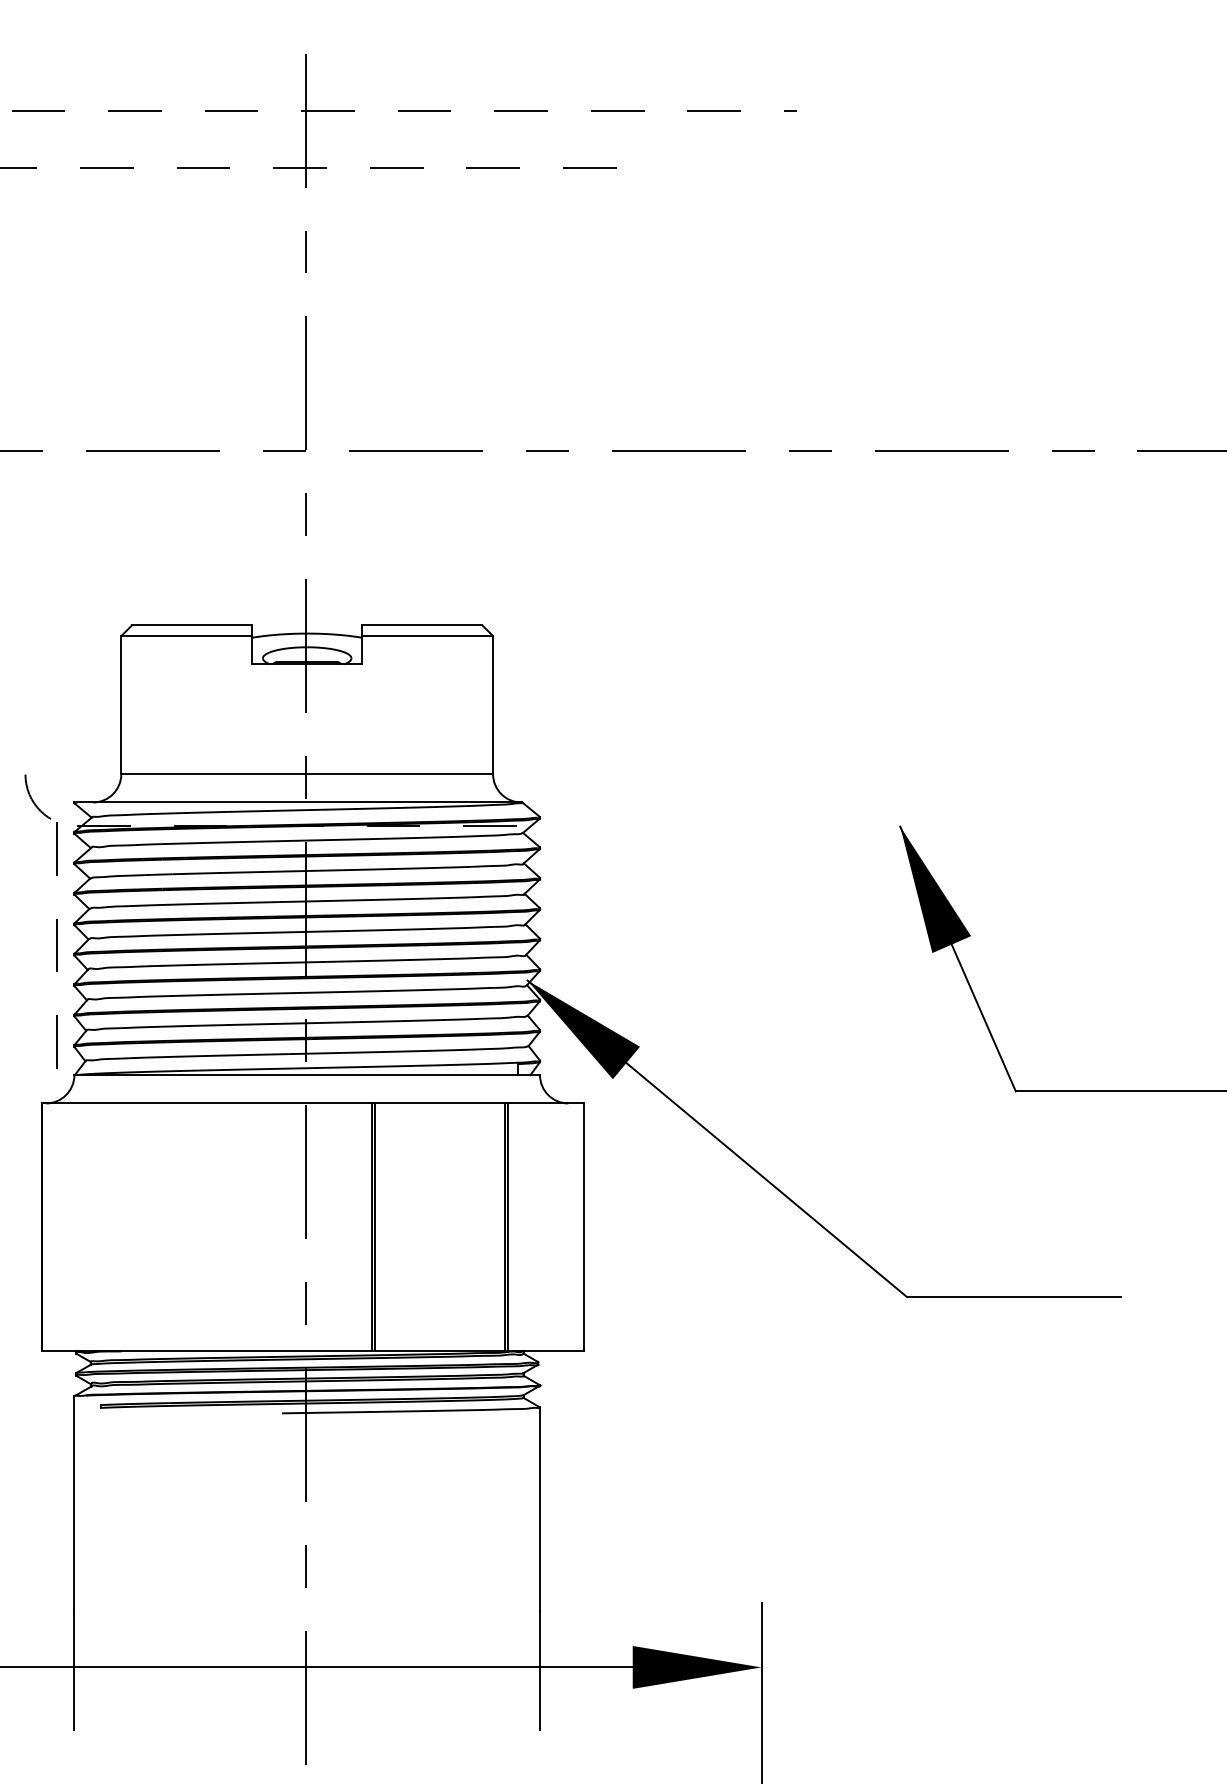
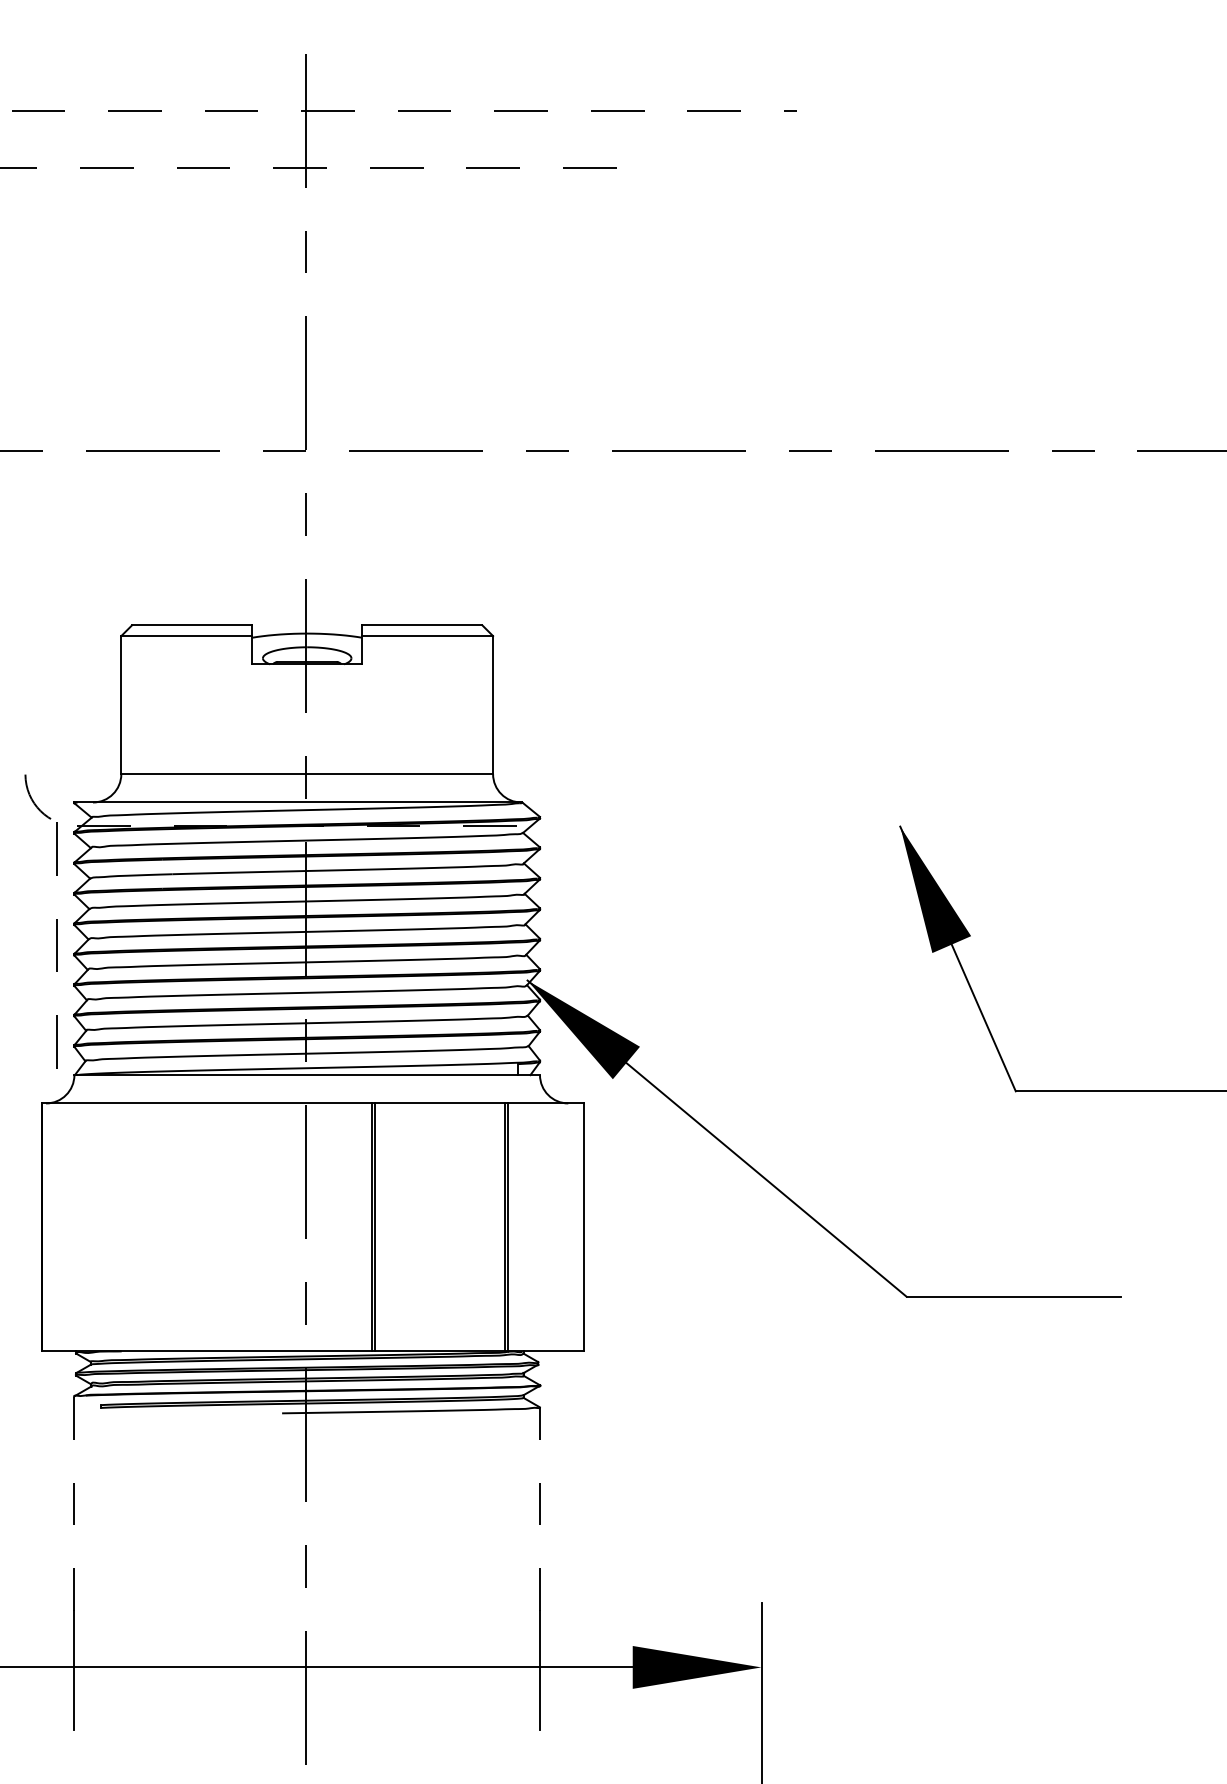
line: solid -> dashed (74, 1503)
line: solid -> dashed (540, 1509)
